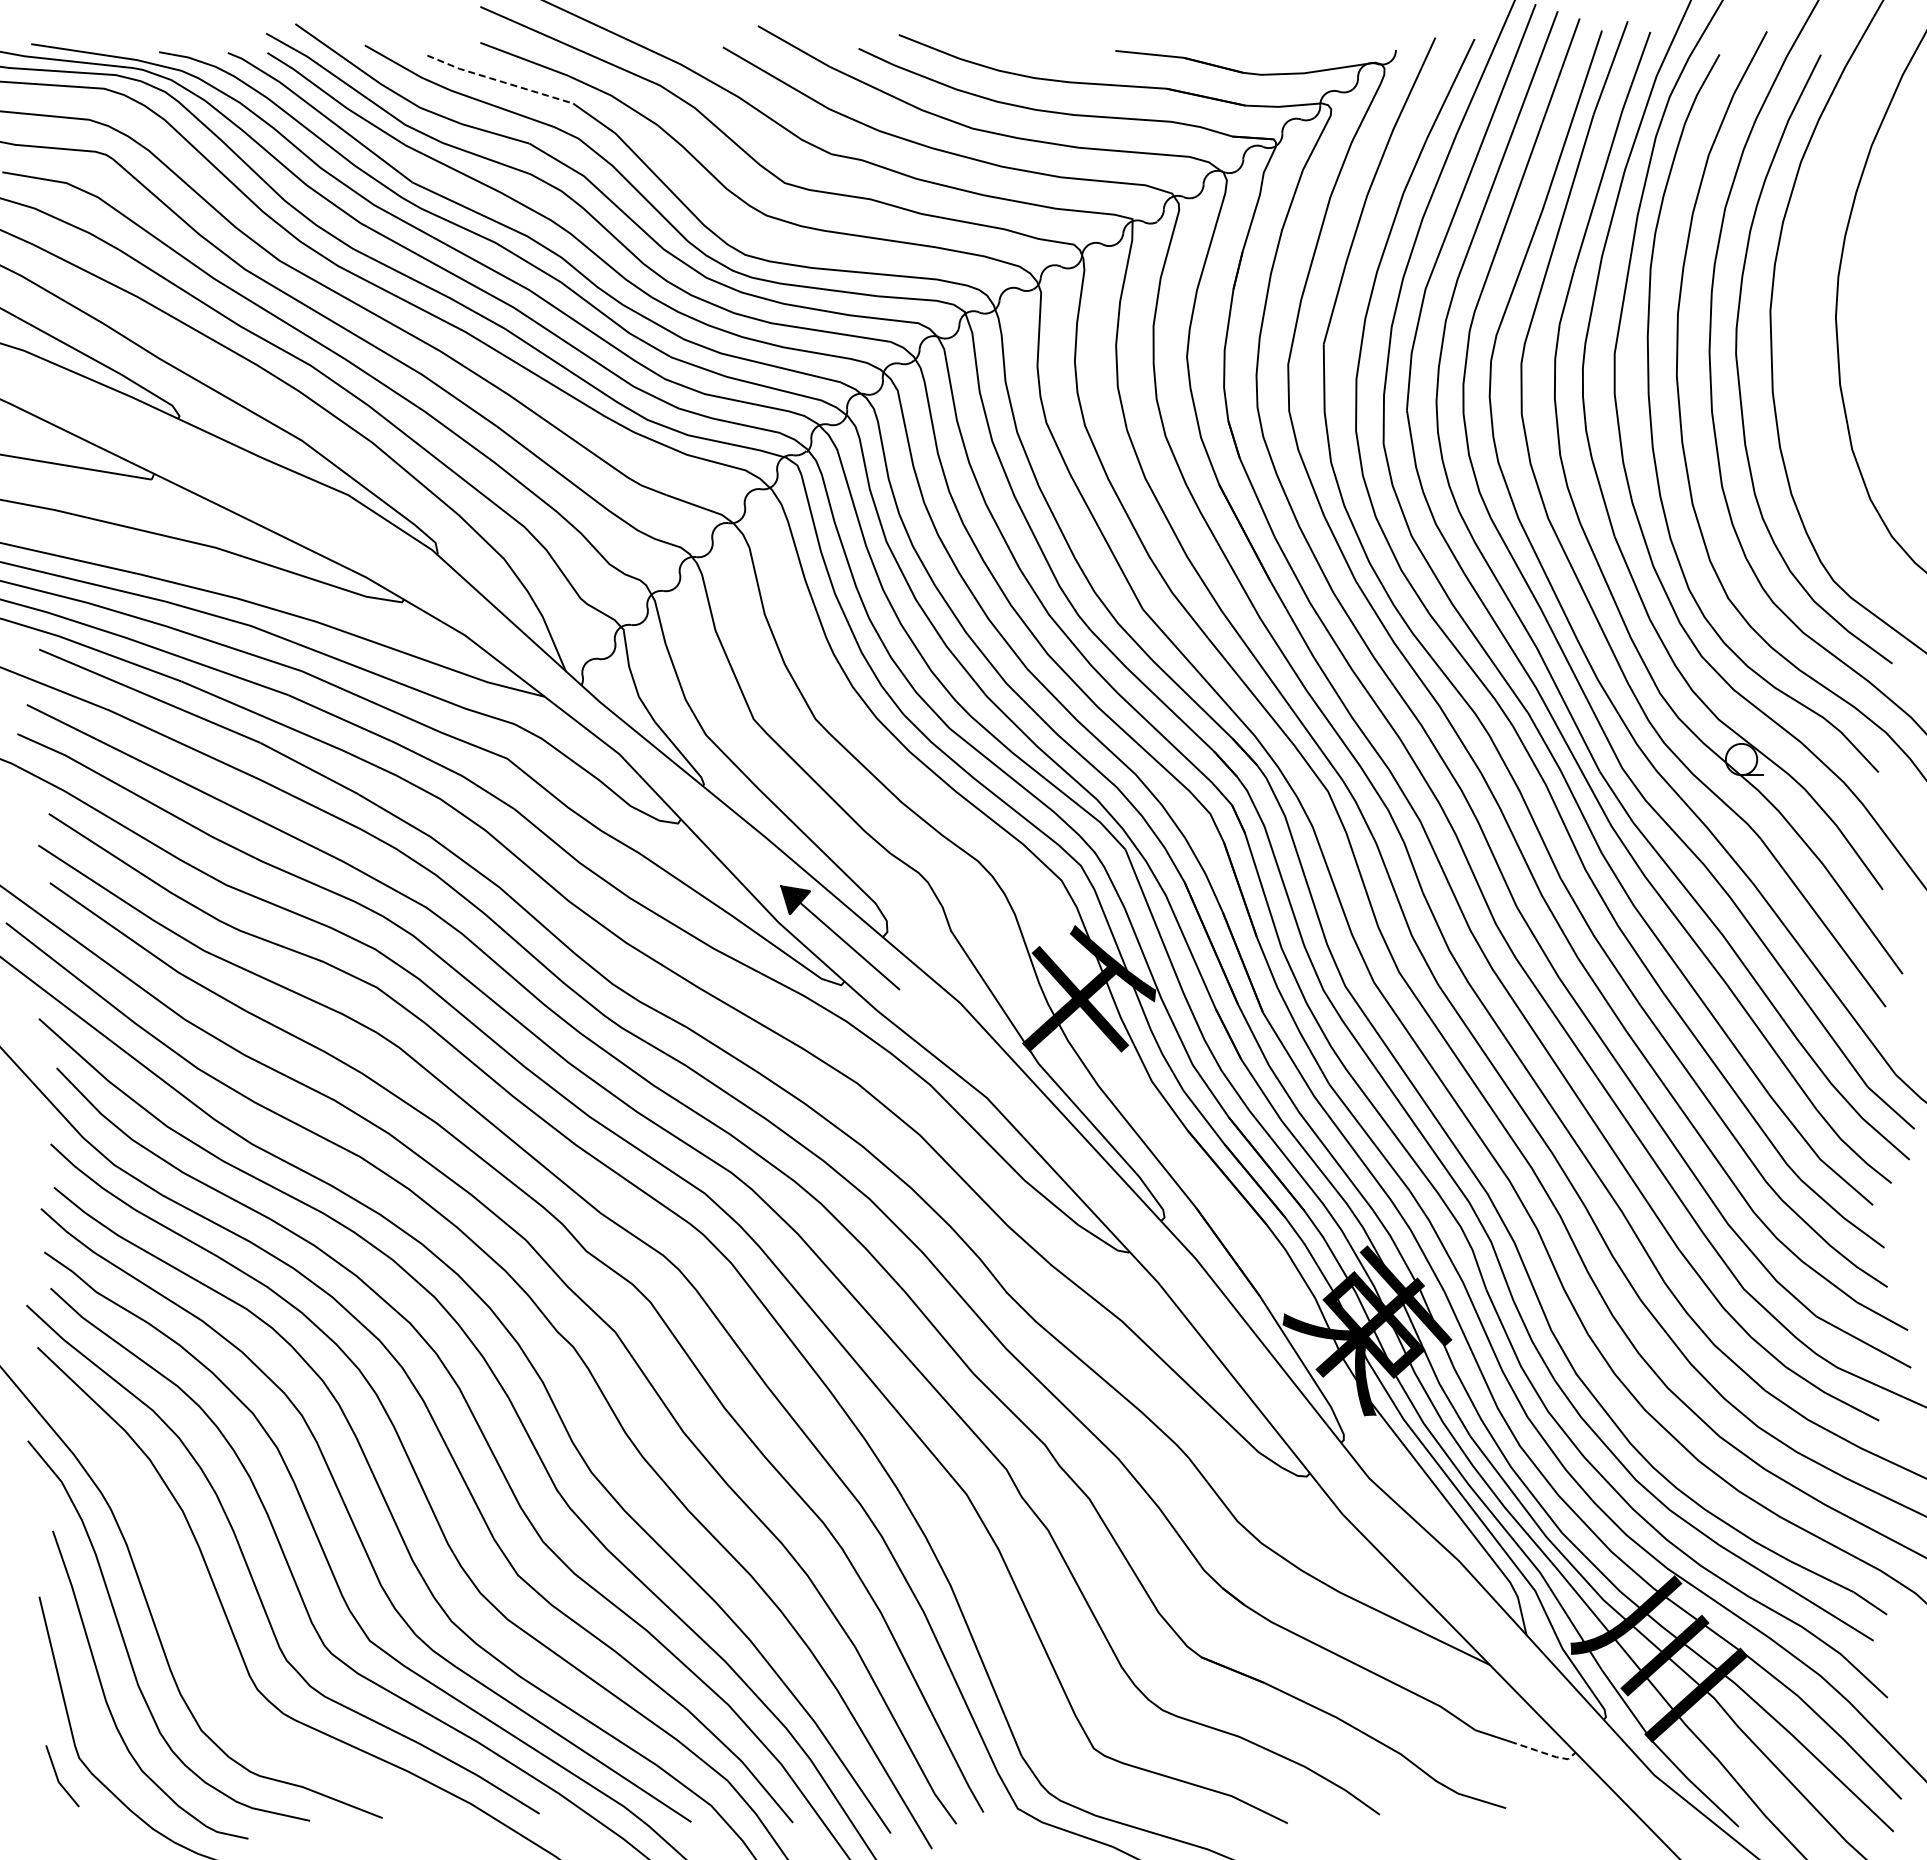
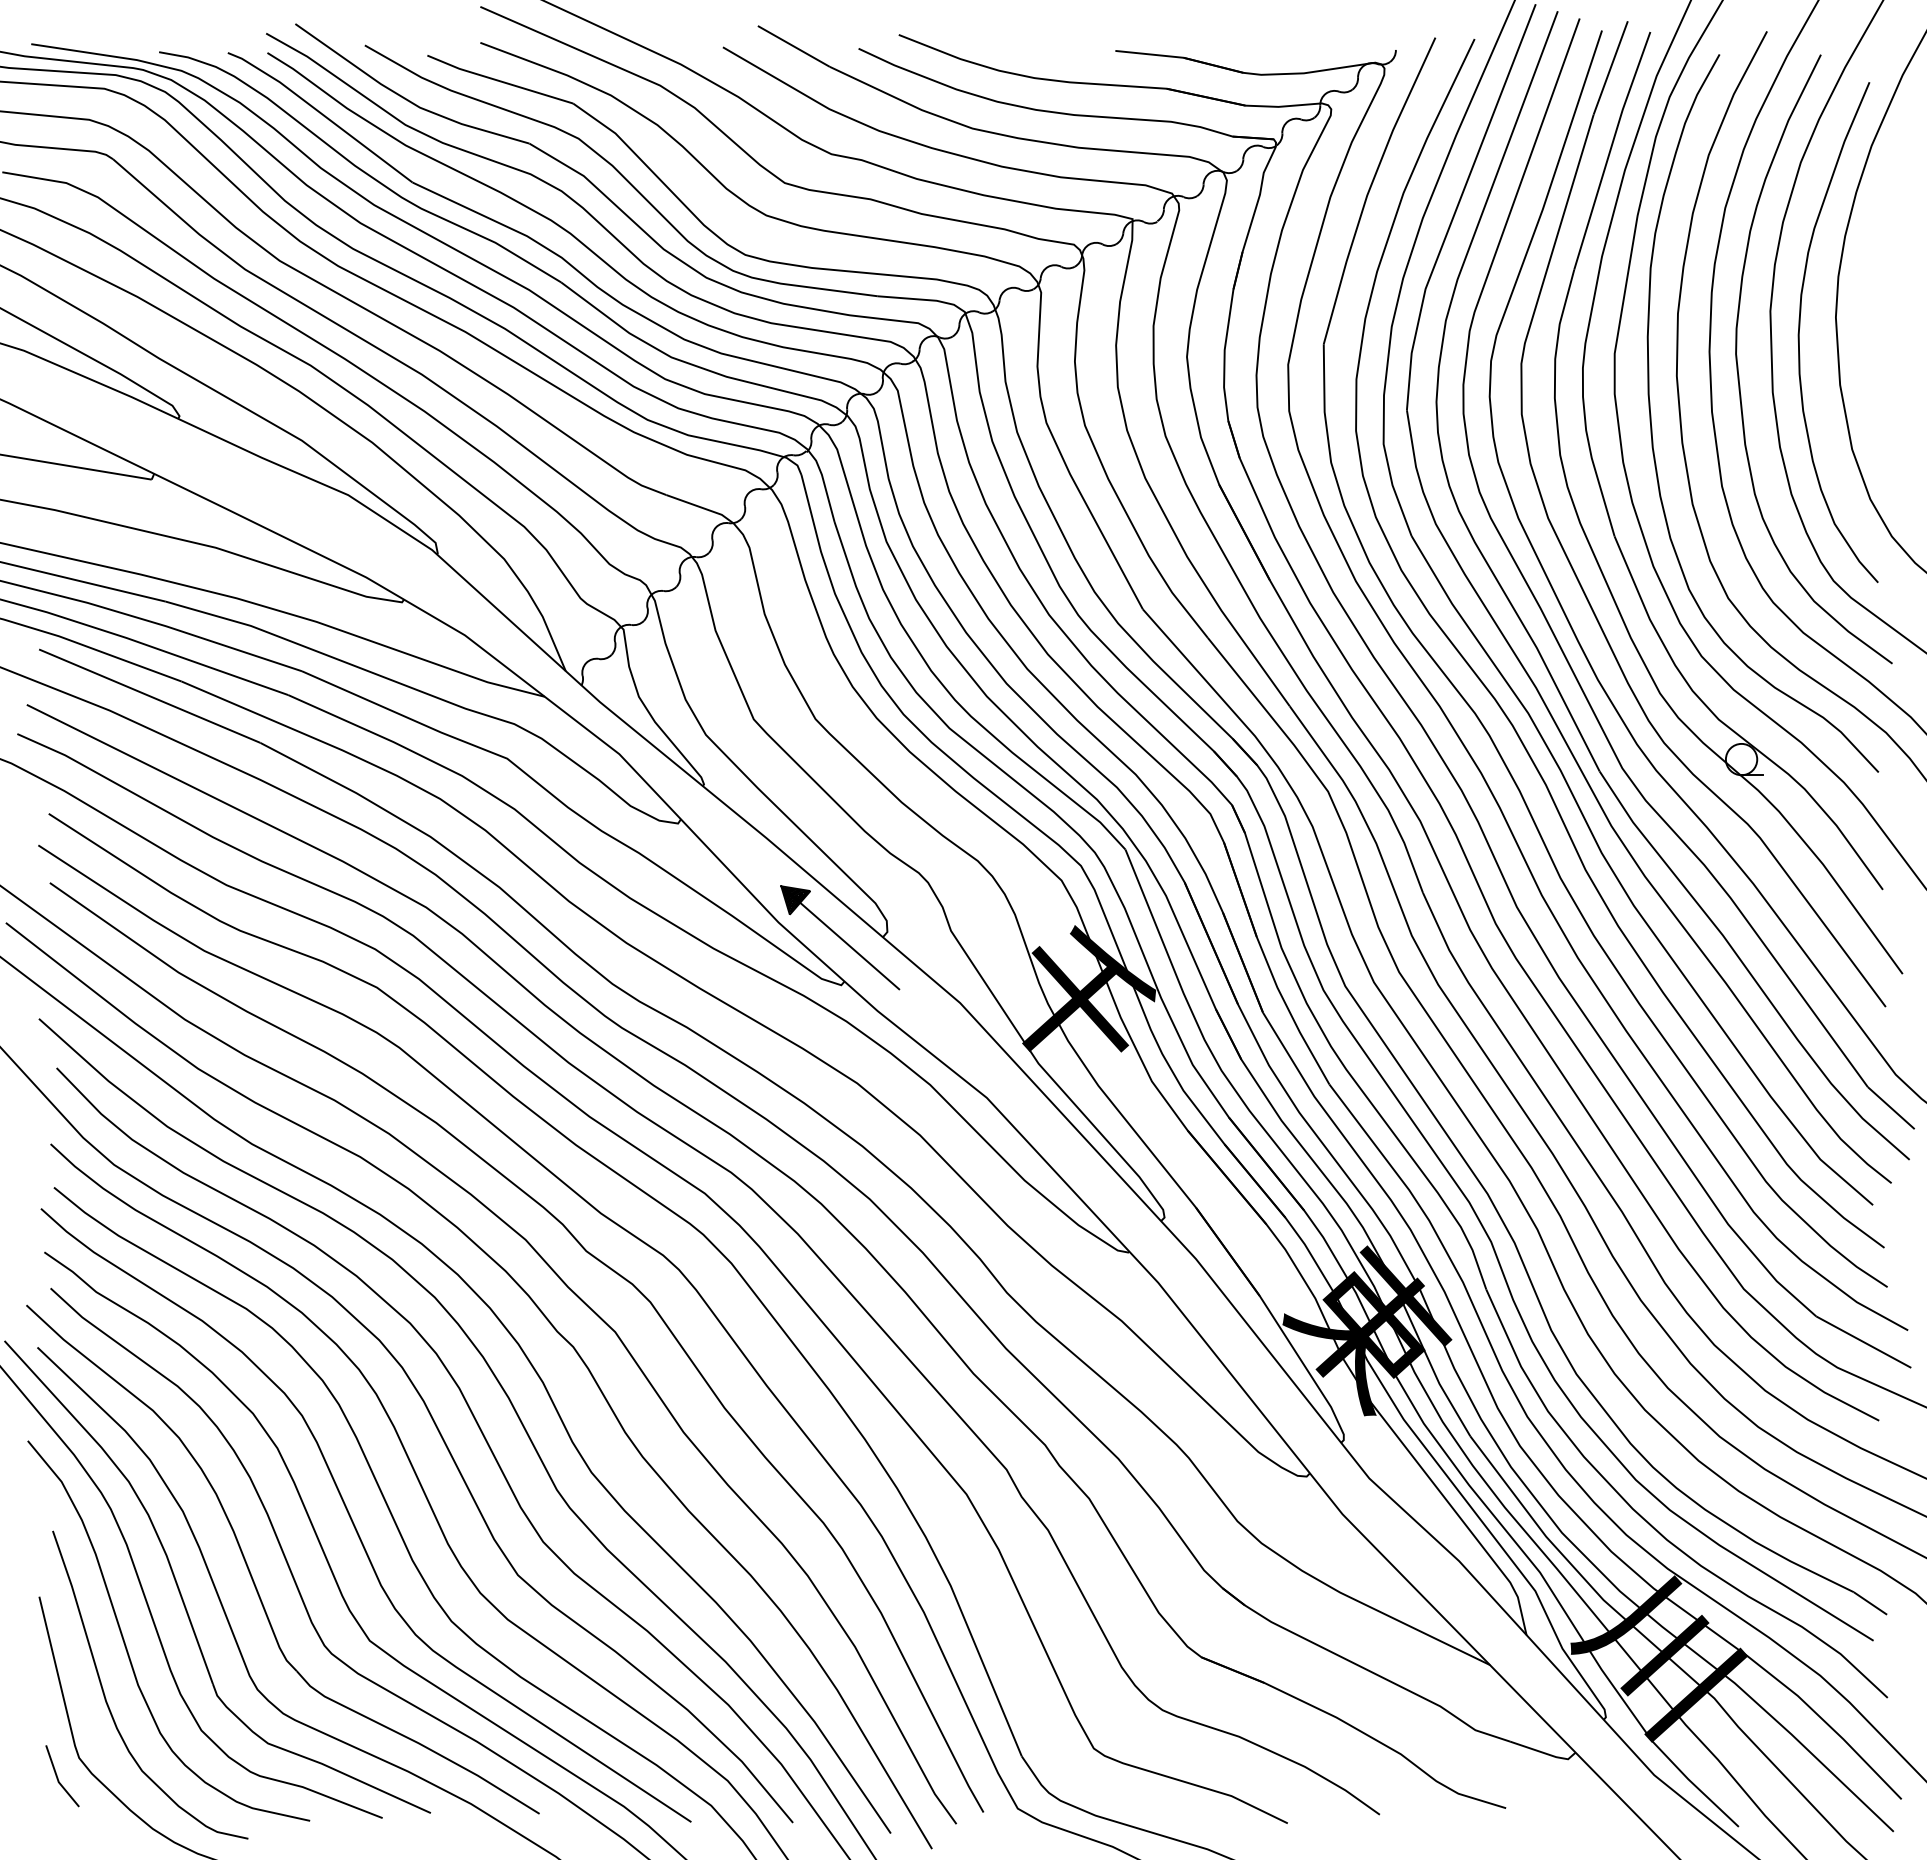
line: dashed -> solid (499, 81)
curve: none -> present (1800, 327)
part: none -> present (179, 1587)
line: dashed -> solid (1545, 1753)
